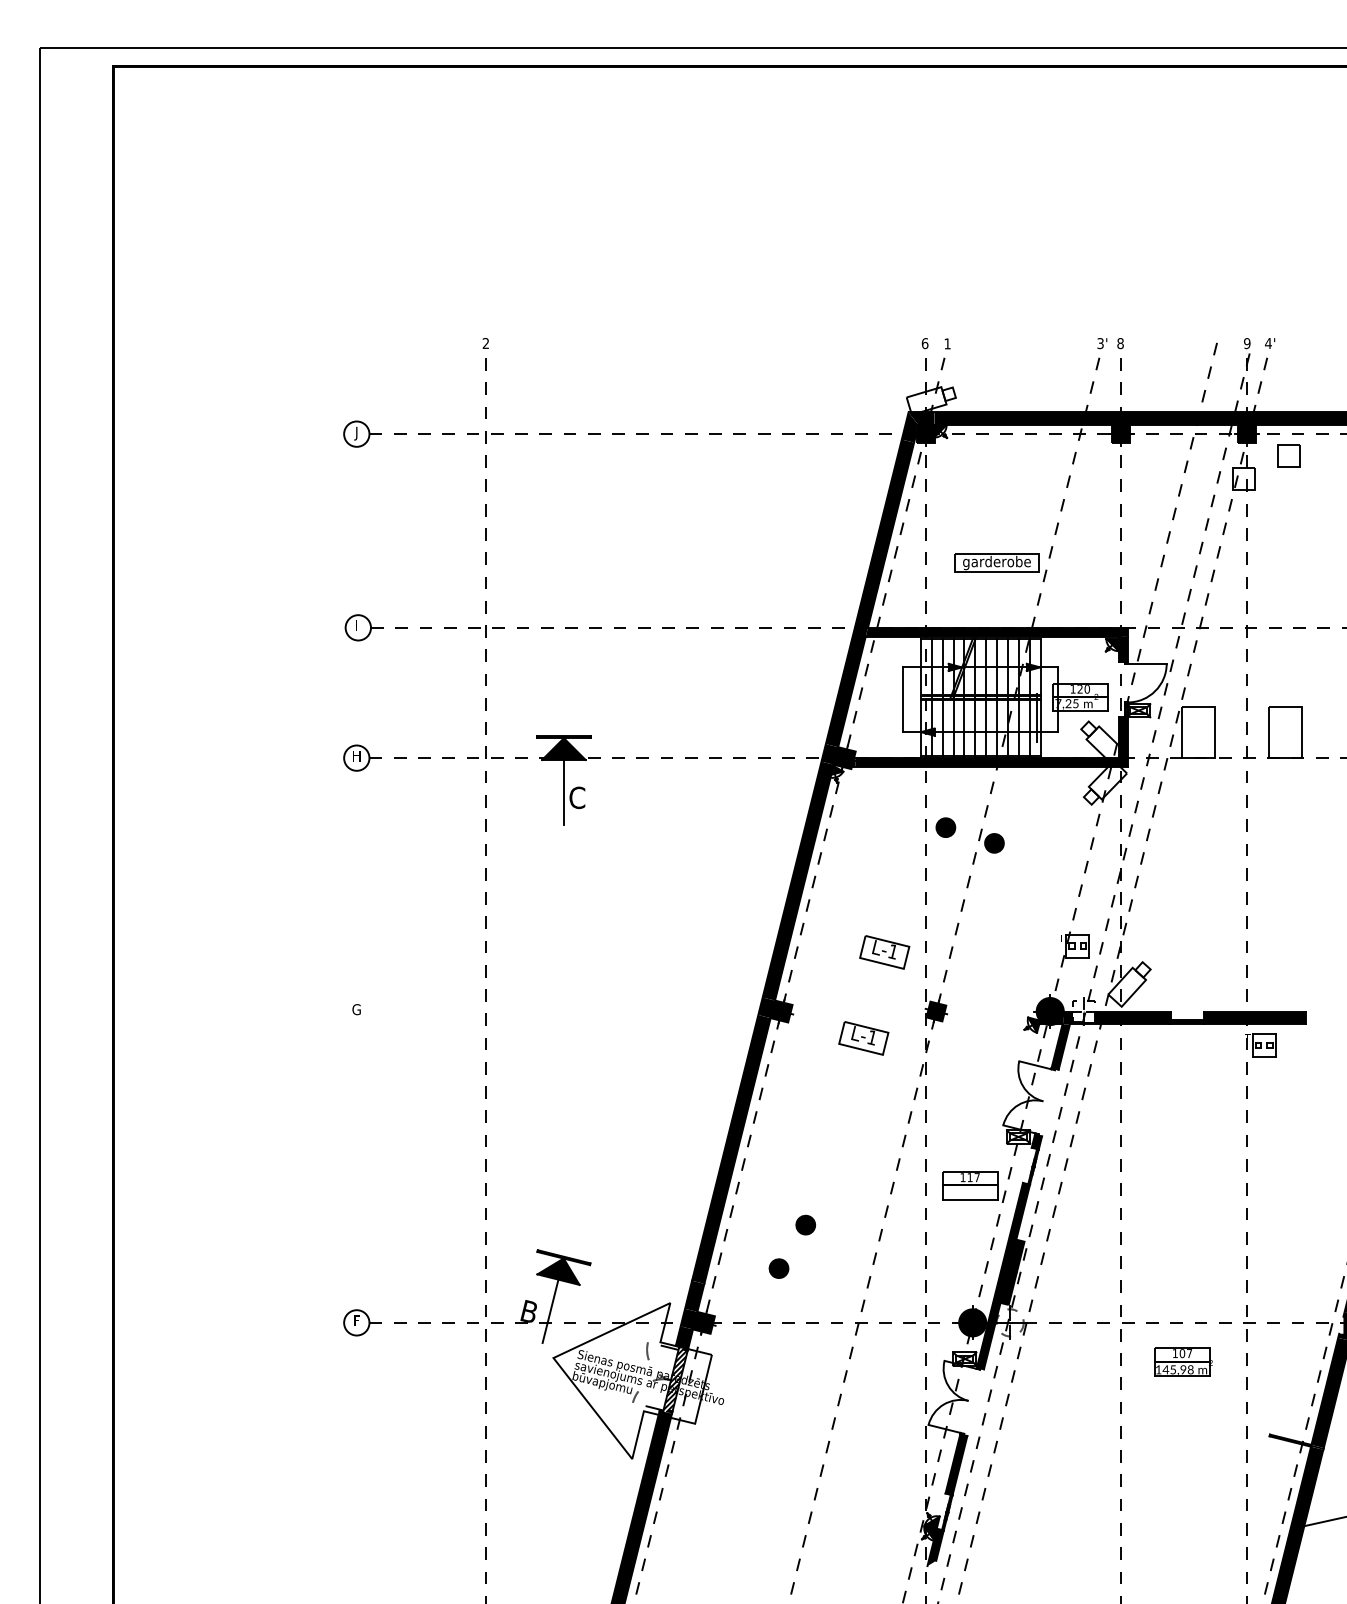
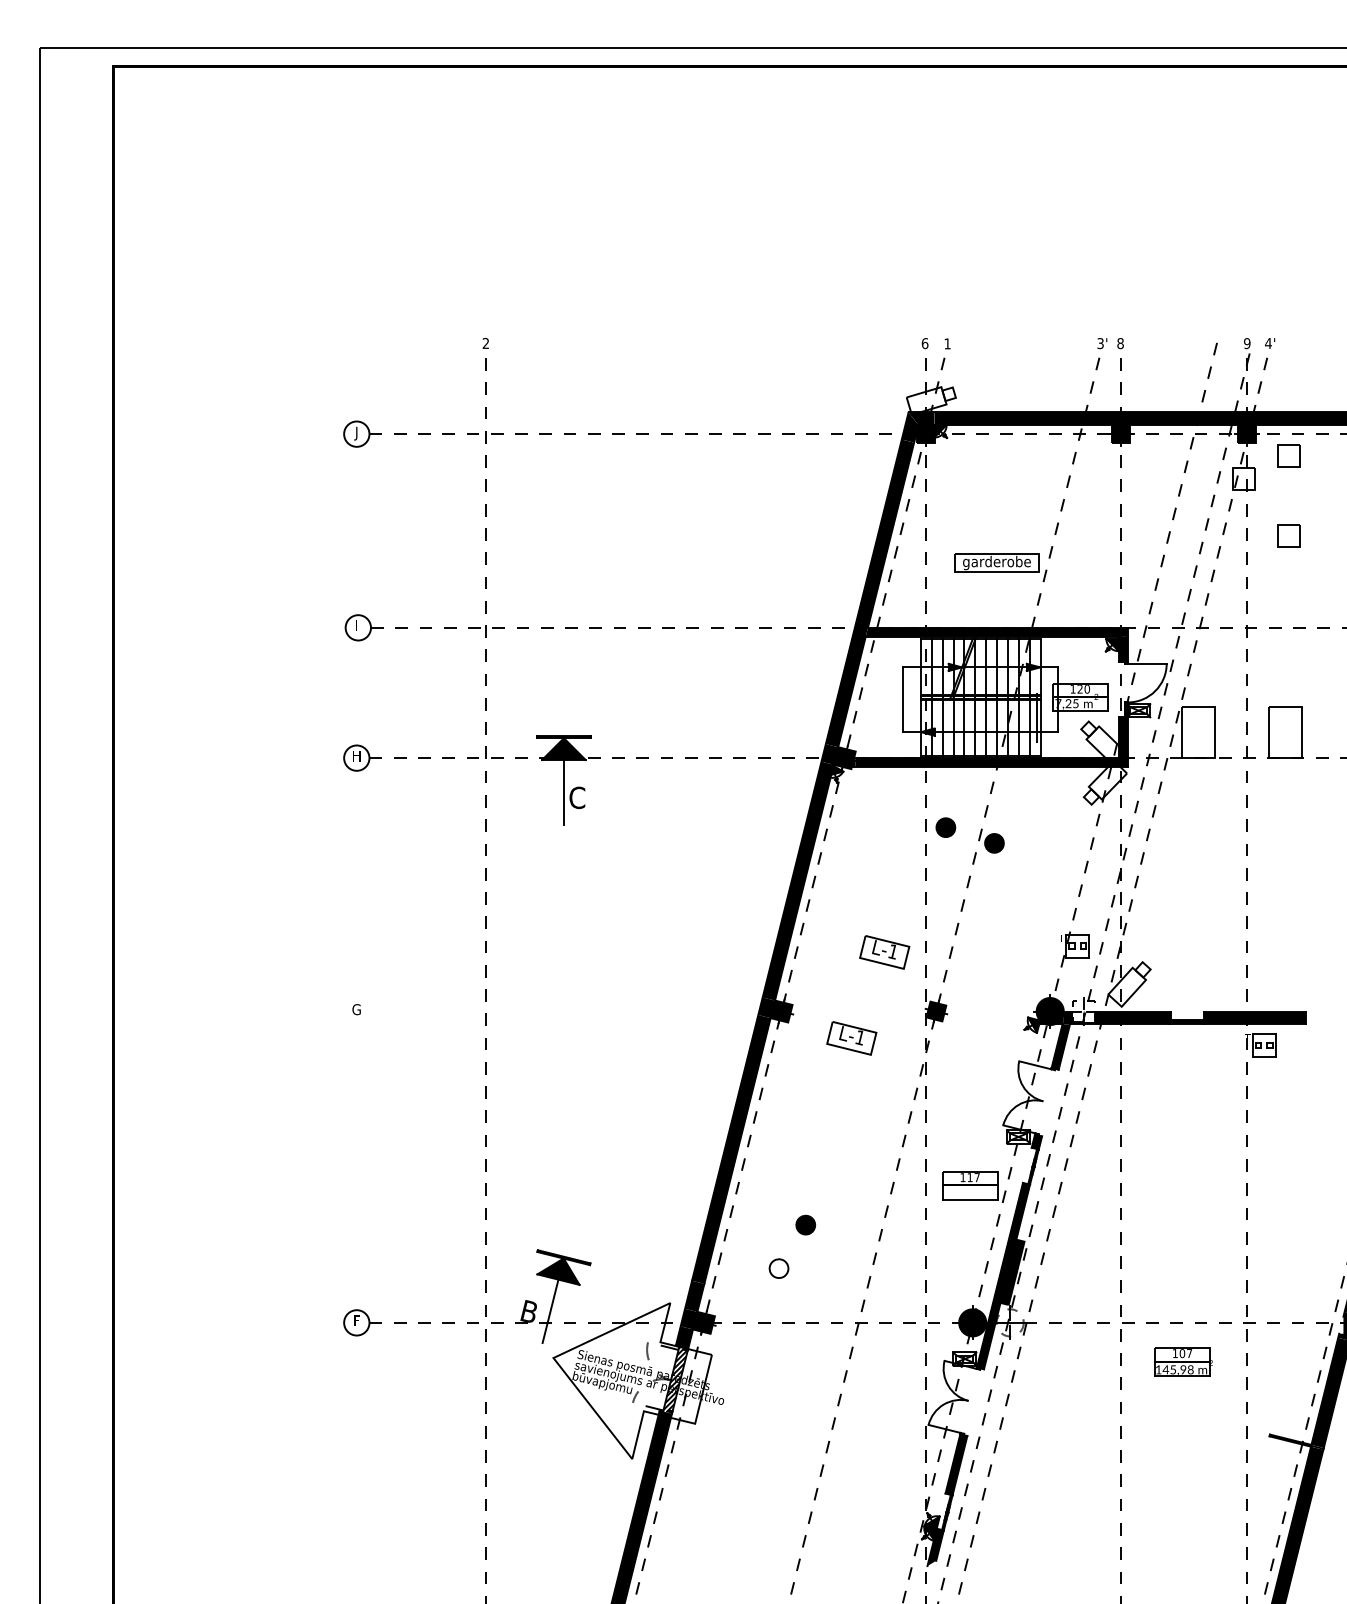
part: none -> present (1288, 535)
part position: (863, 1038) -> (851, 1038) (851, 1038)
fill: present -> none (778, 1268)
line: present -> none (1324, 1521)
